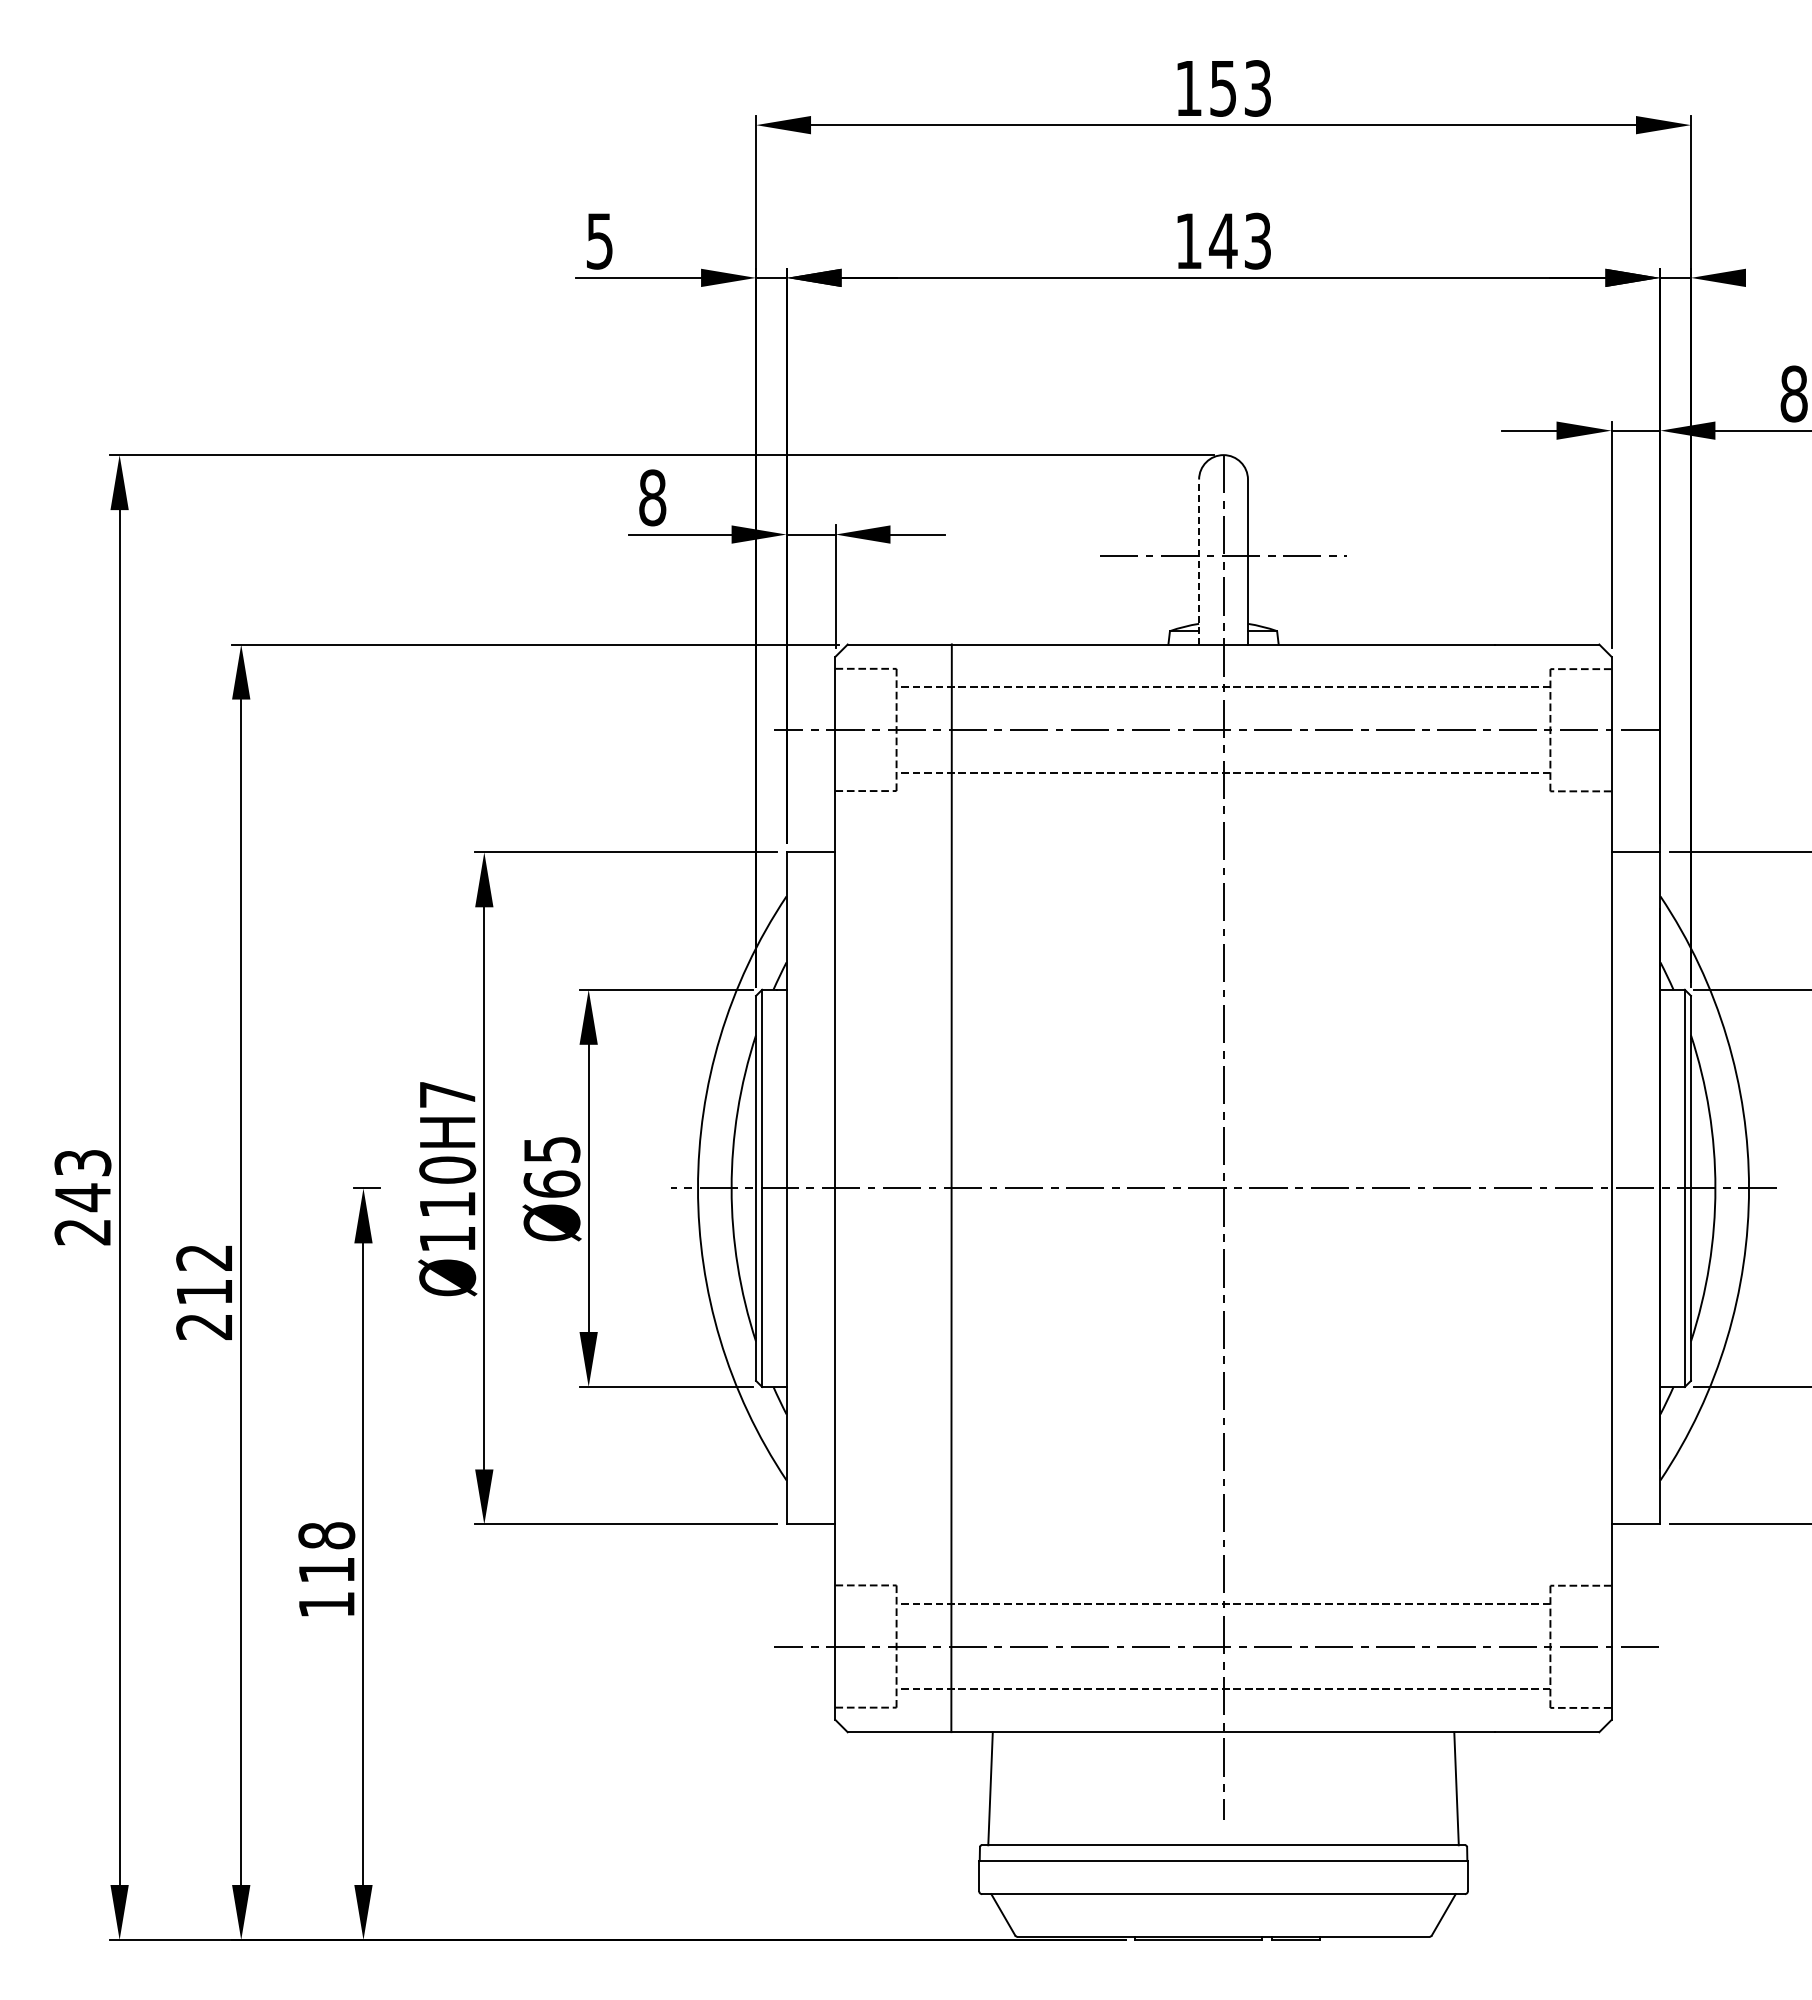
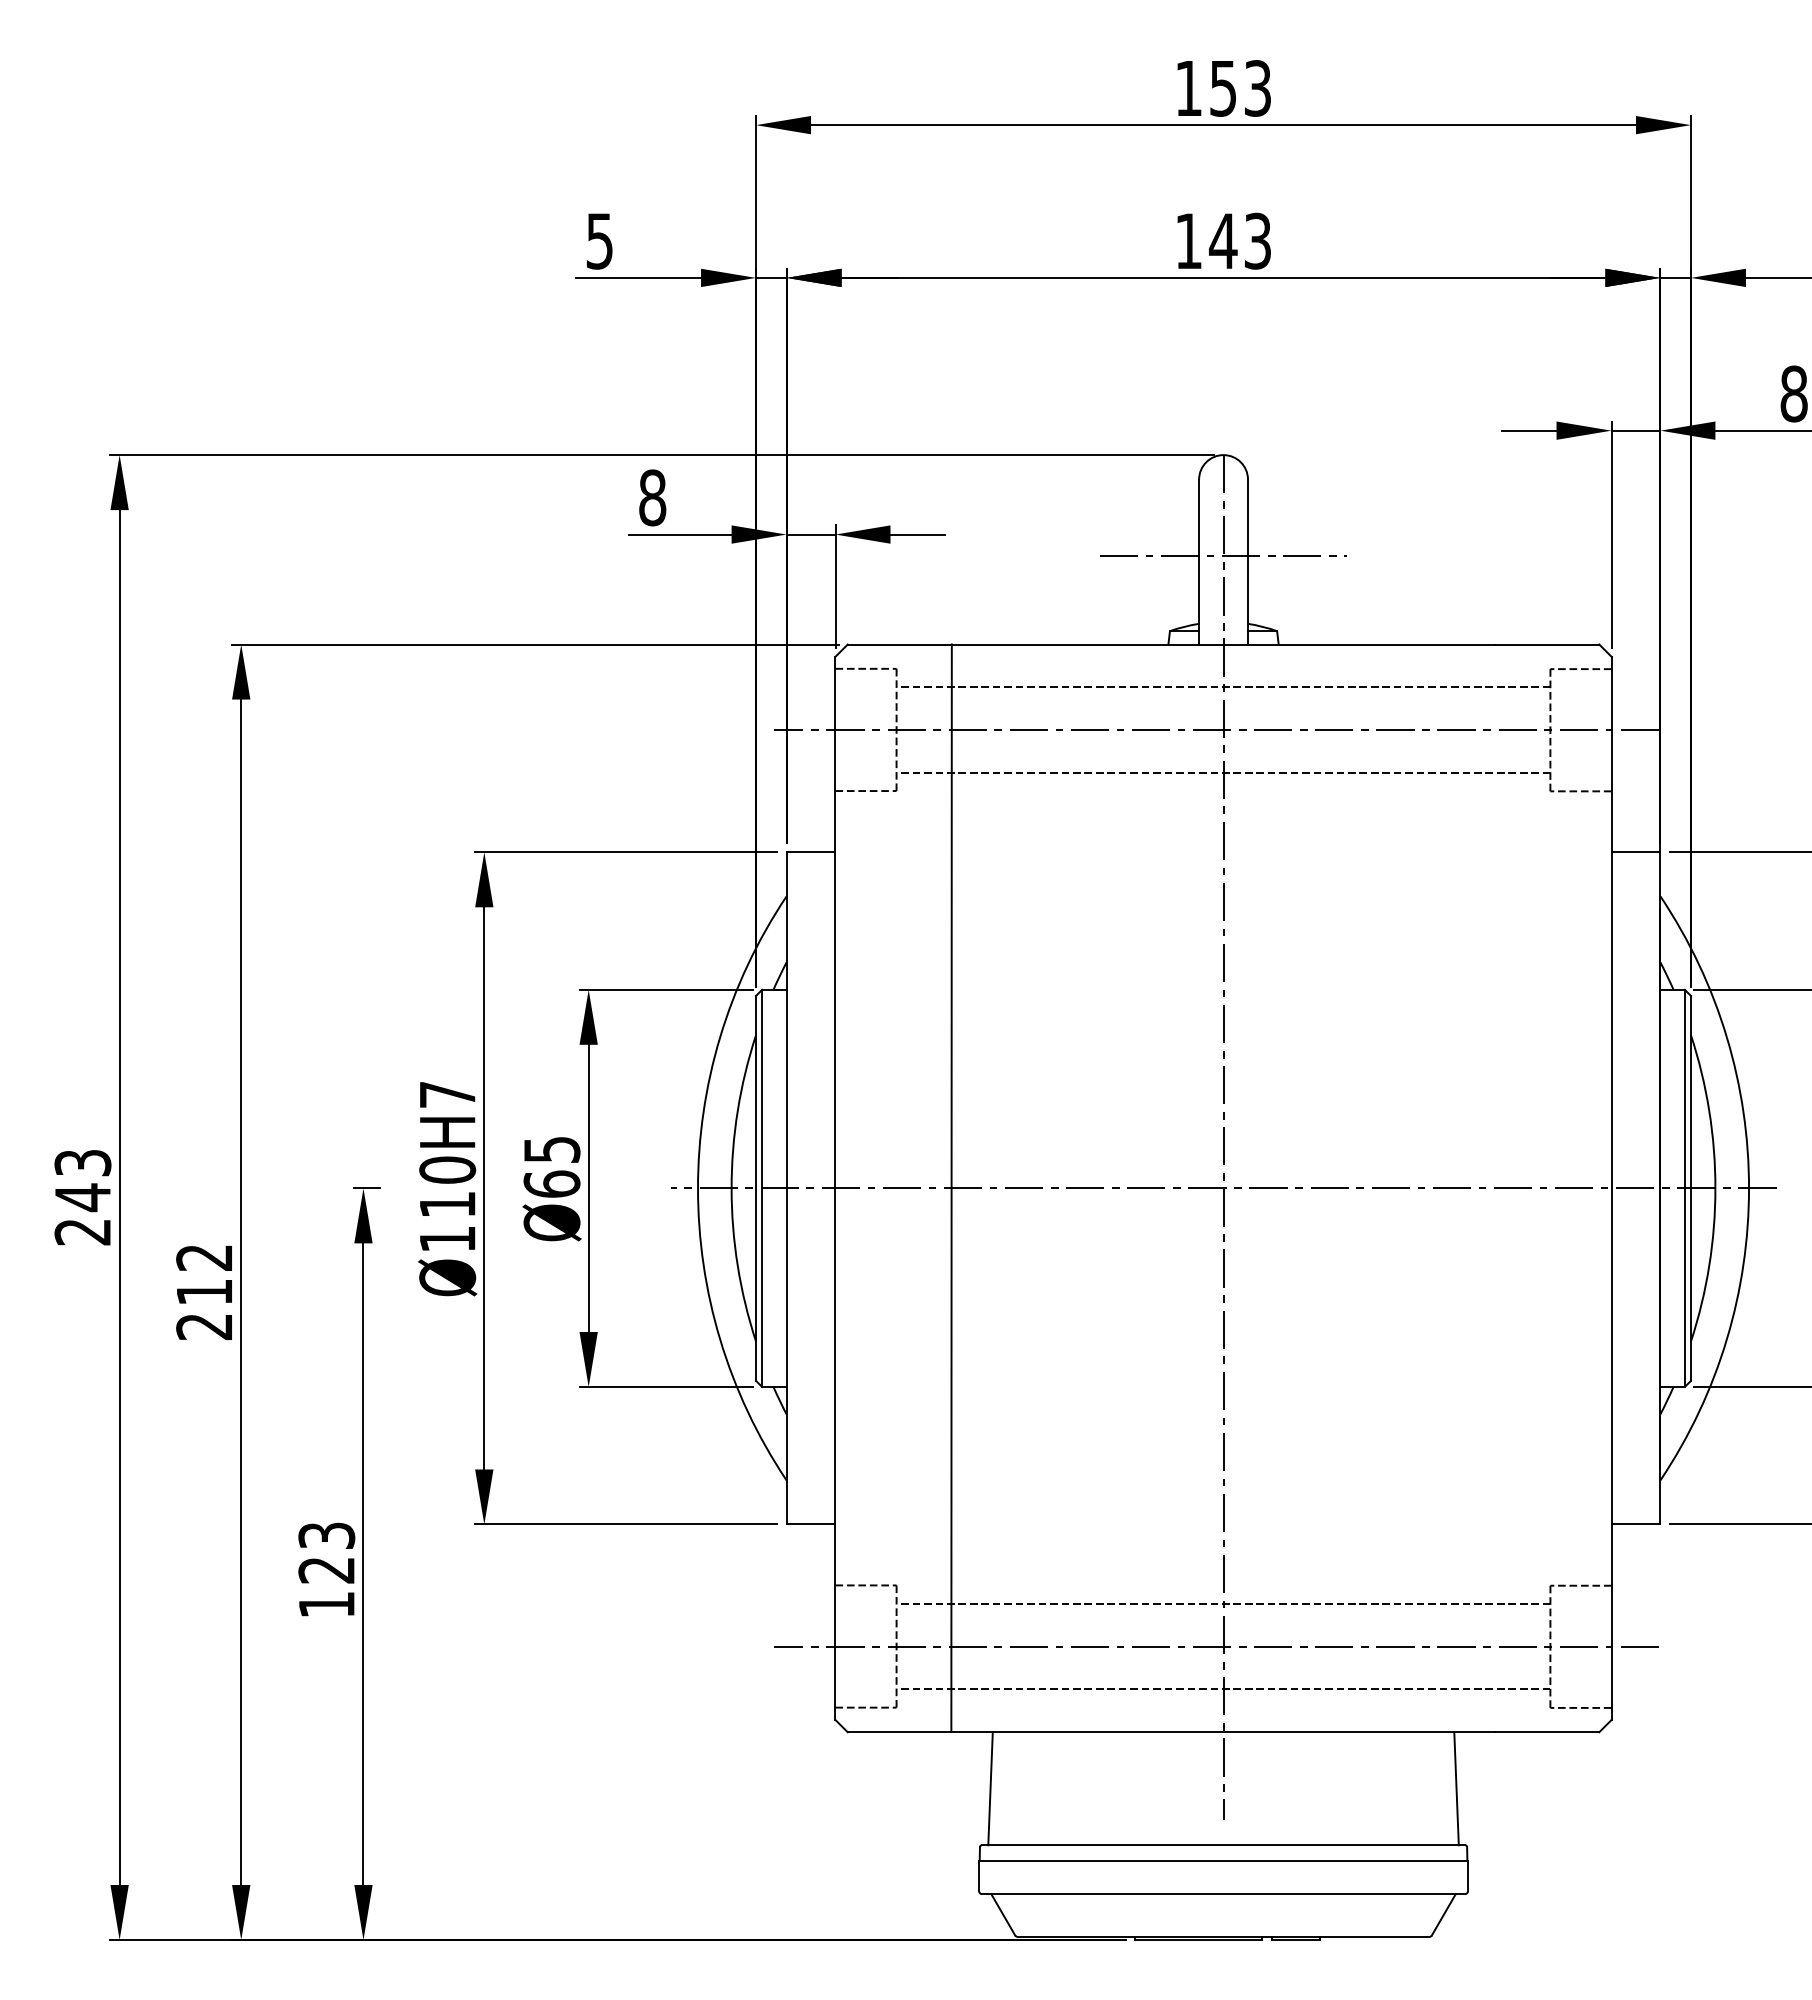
line: none -> present (1776, 277)
line: dashed -> solid (1199, 561)
text: 118 -> 123 (326, 1552)
